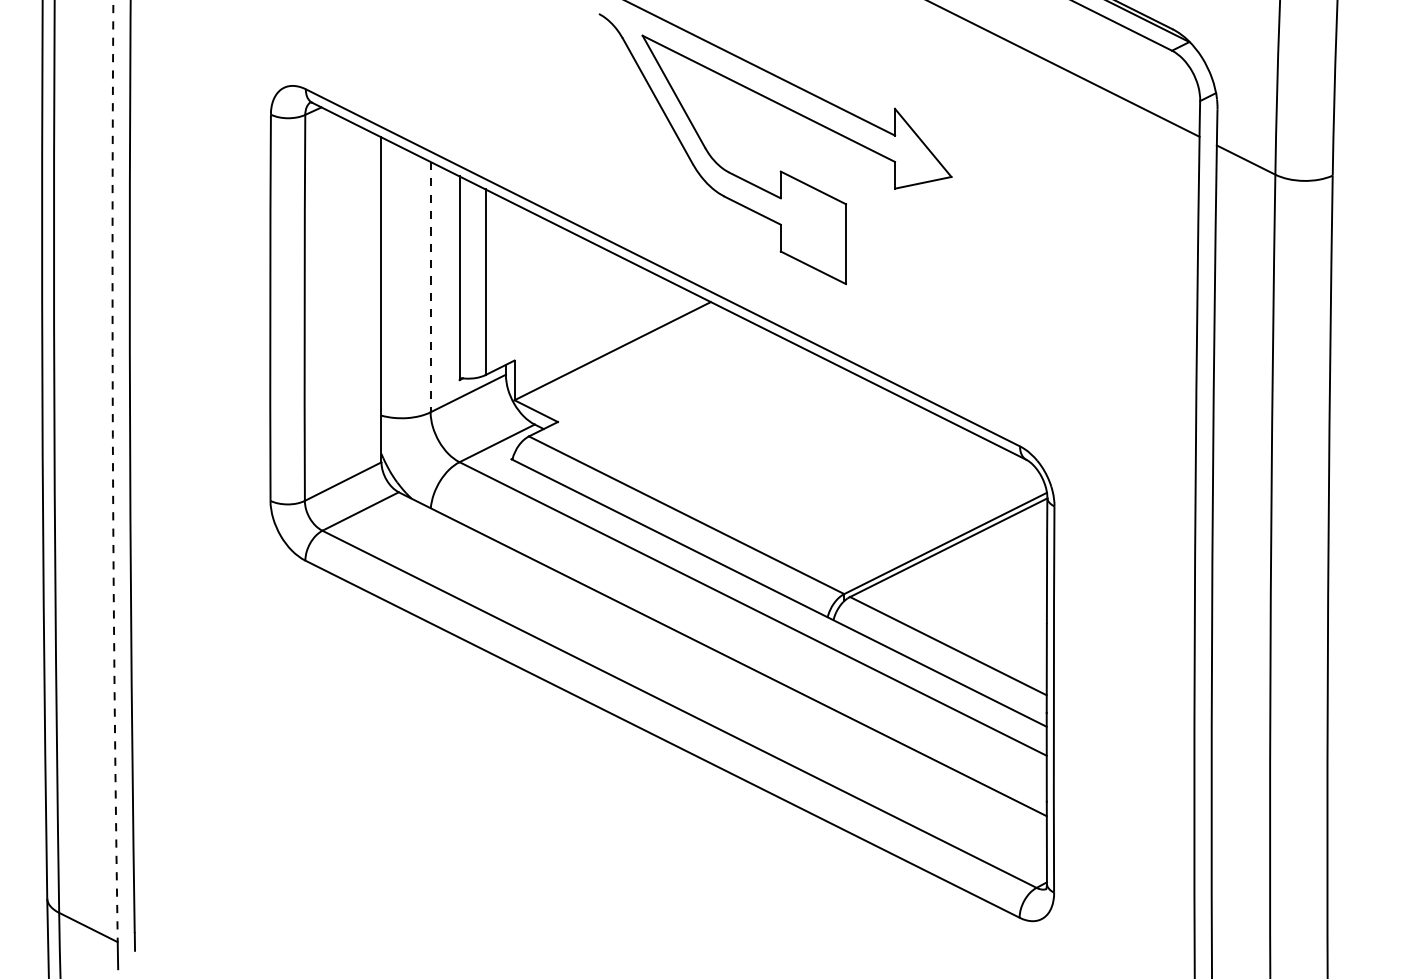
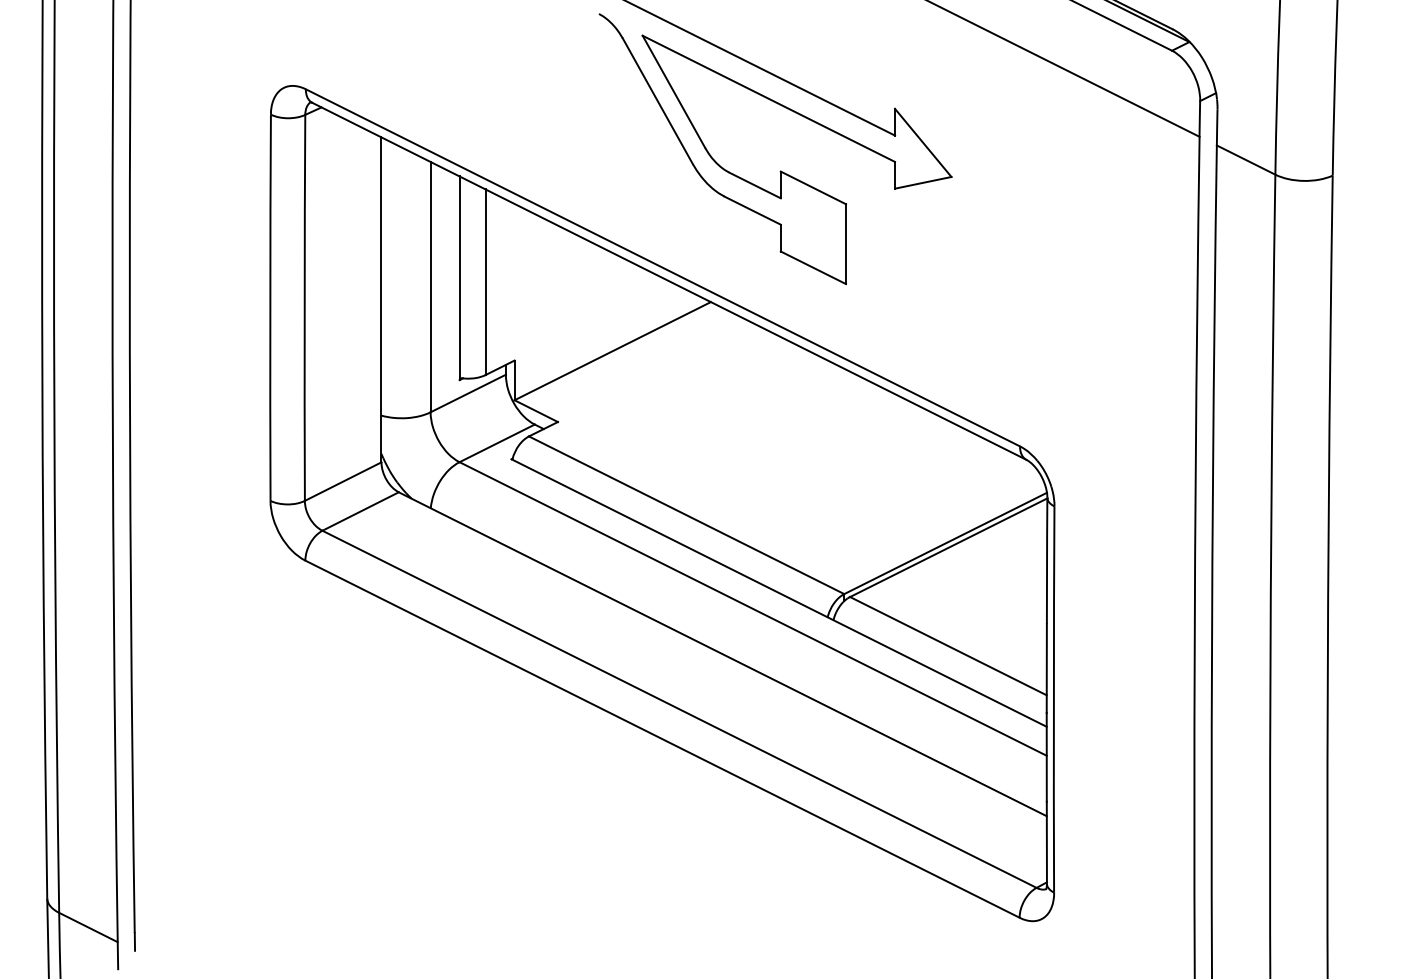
line: dashed -> solid (430, 287)
arc: dashed -> solid (113, 471)
